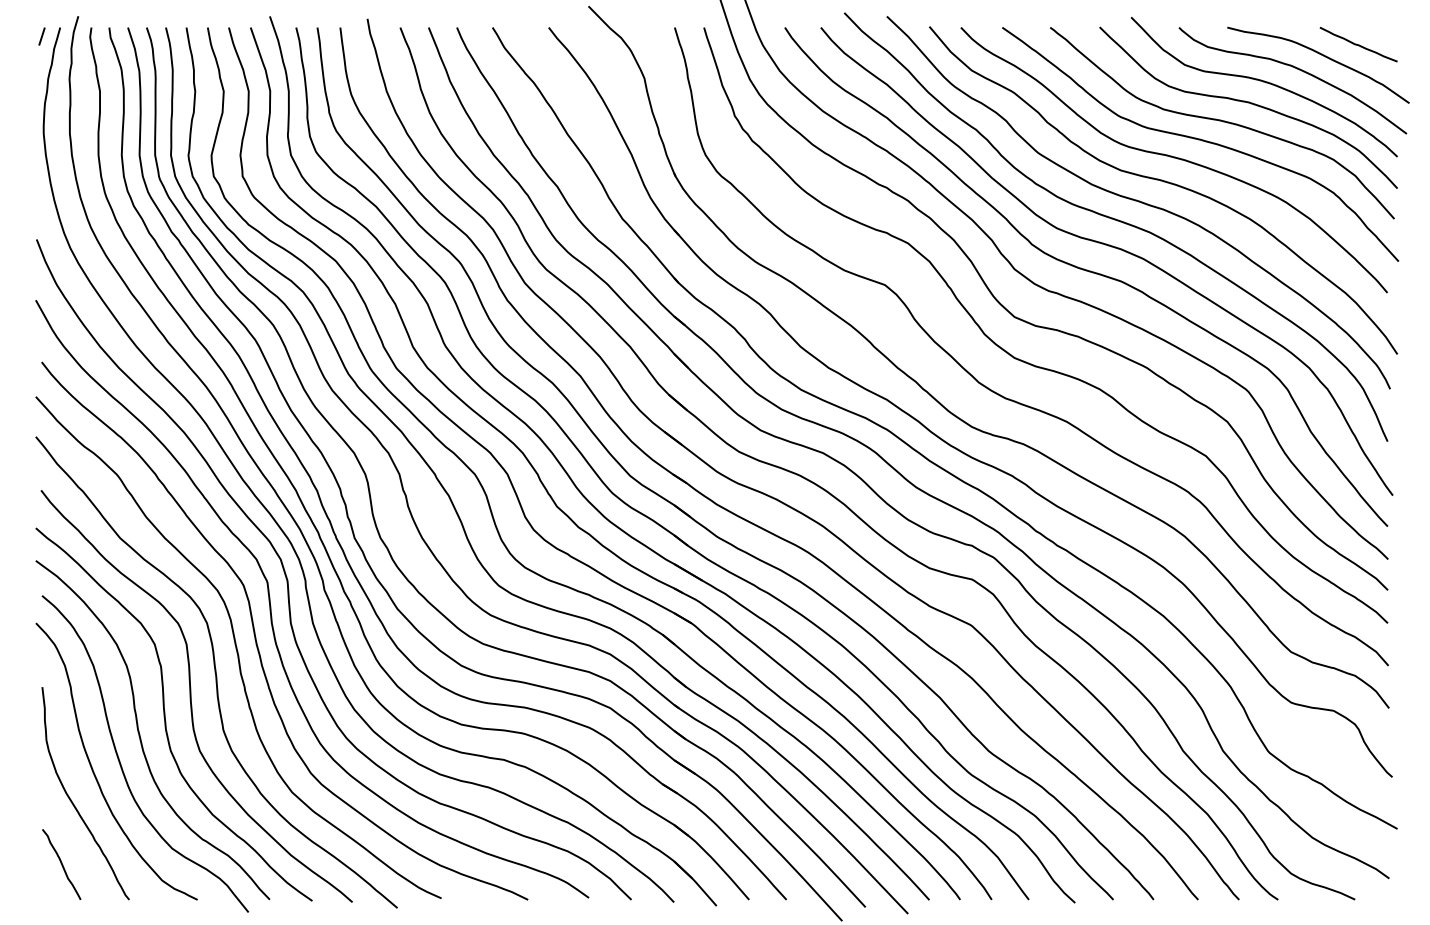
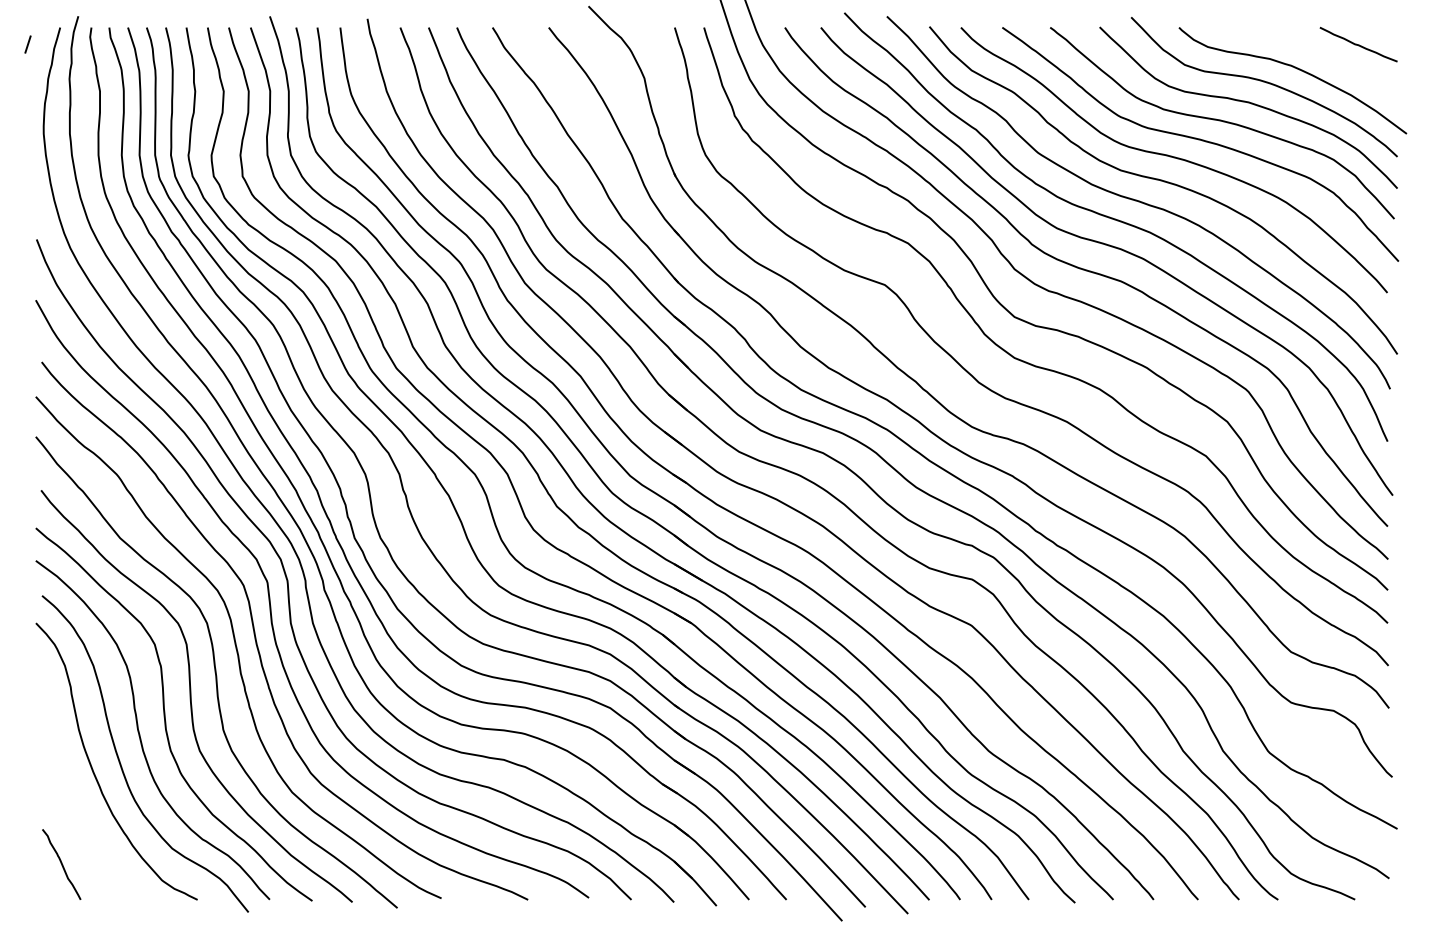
line position: (41, 36) -> (27, 44) (27, 44)
curve: present -> none (1323, 56)
curve: present -> none (73, 802)
